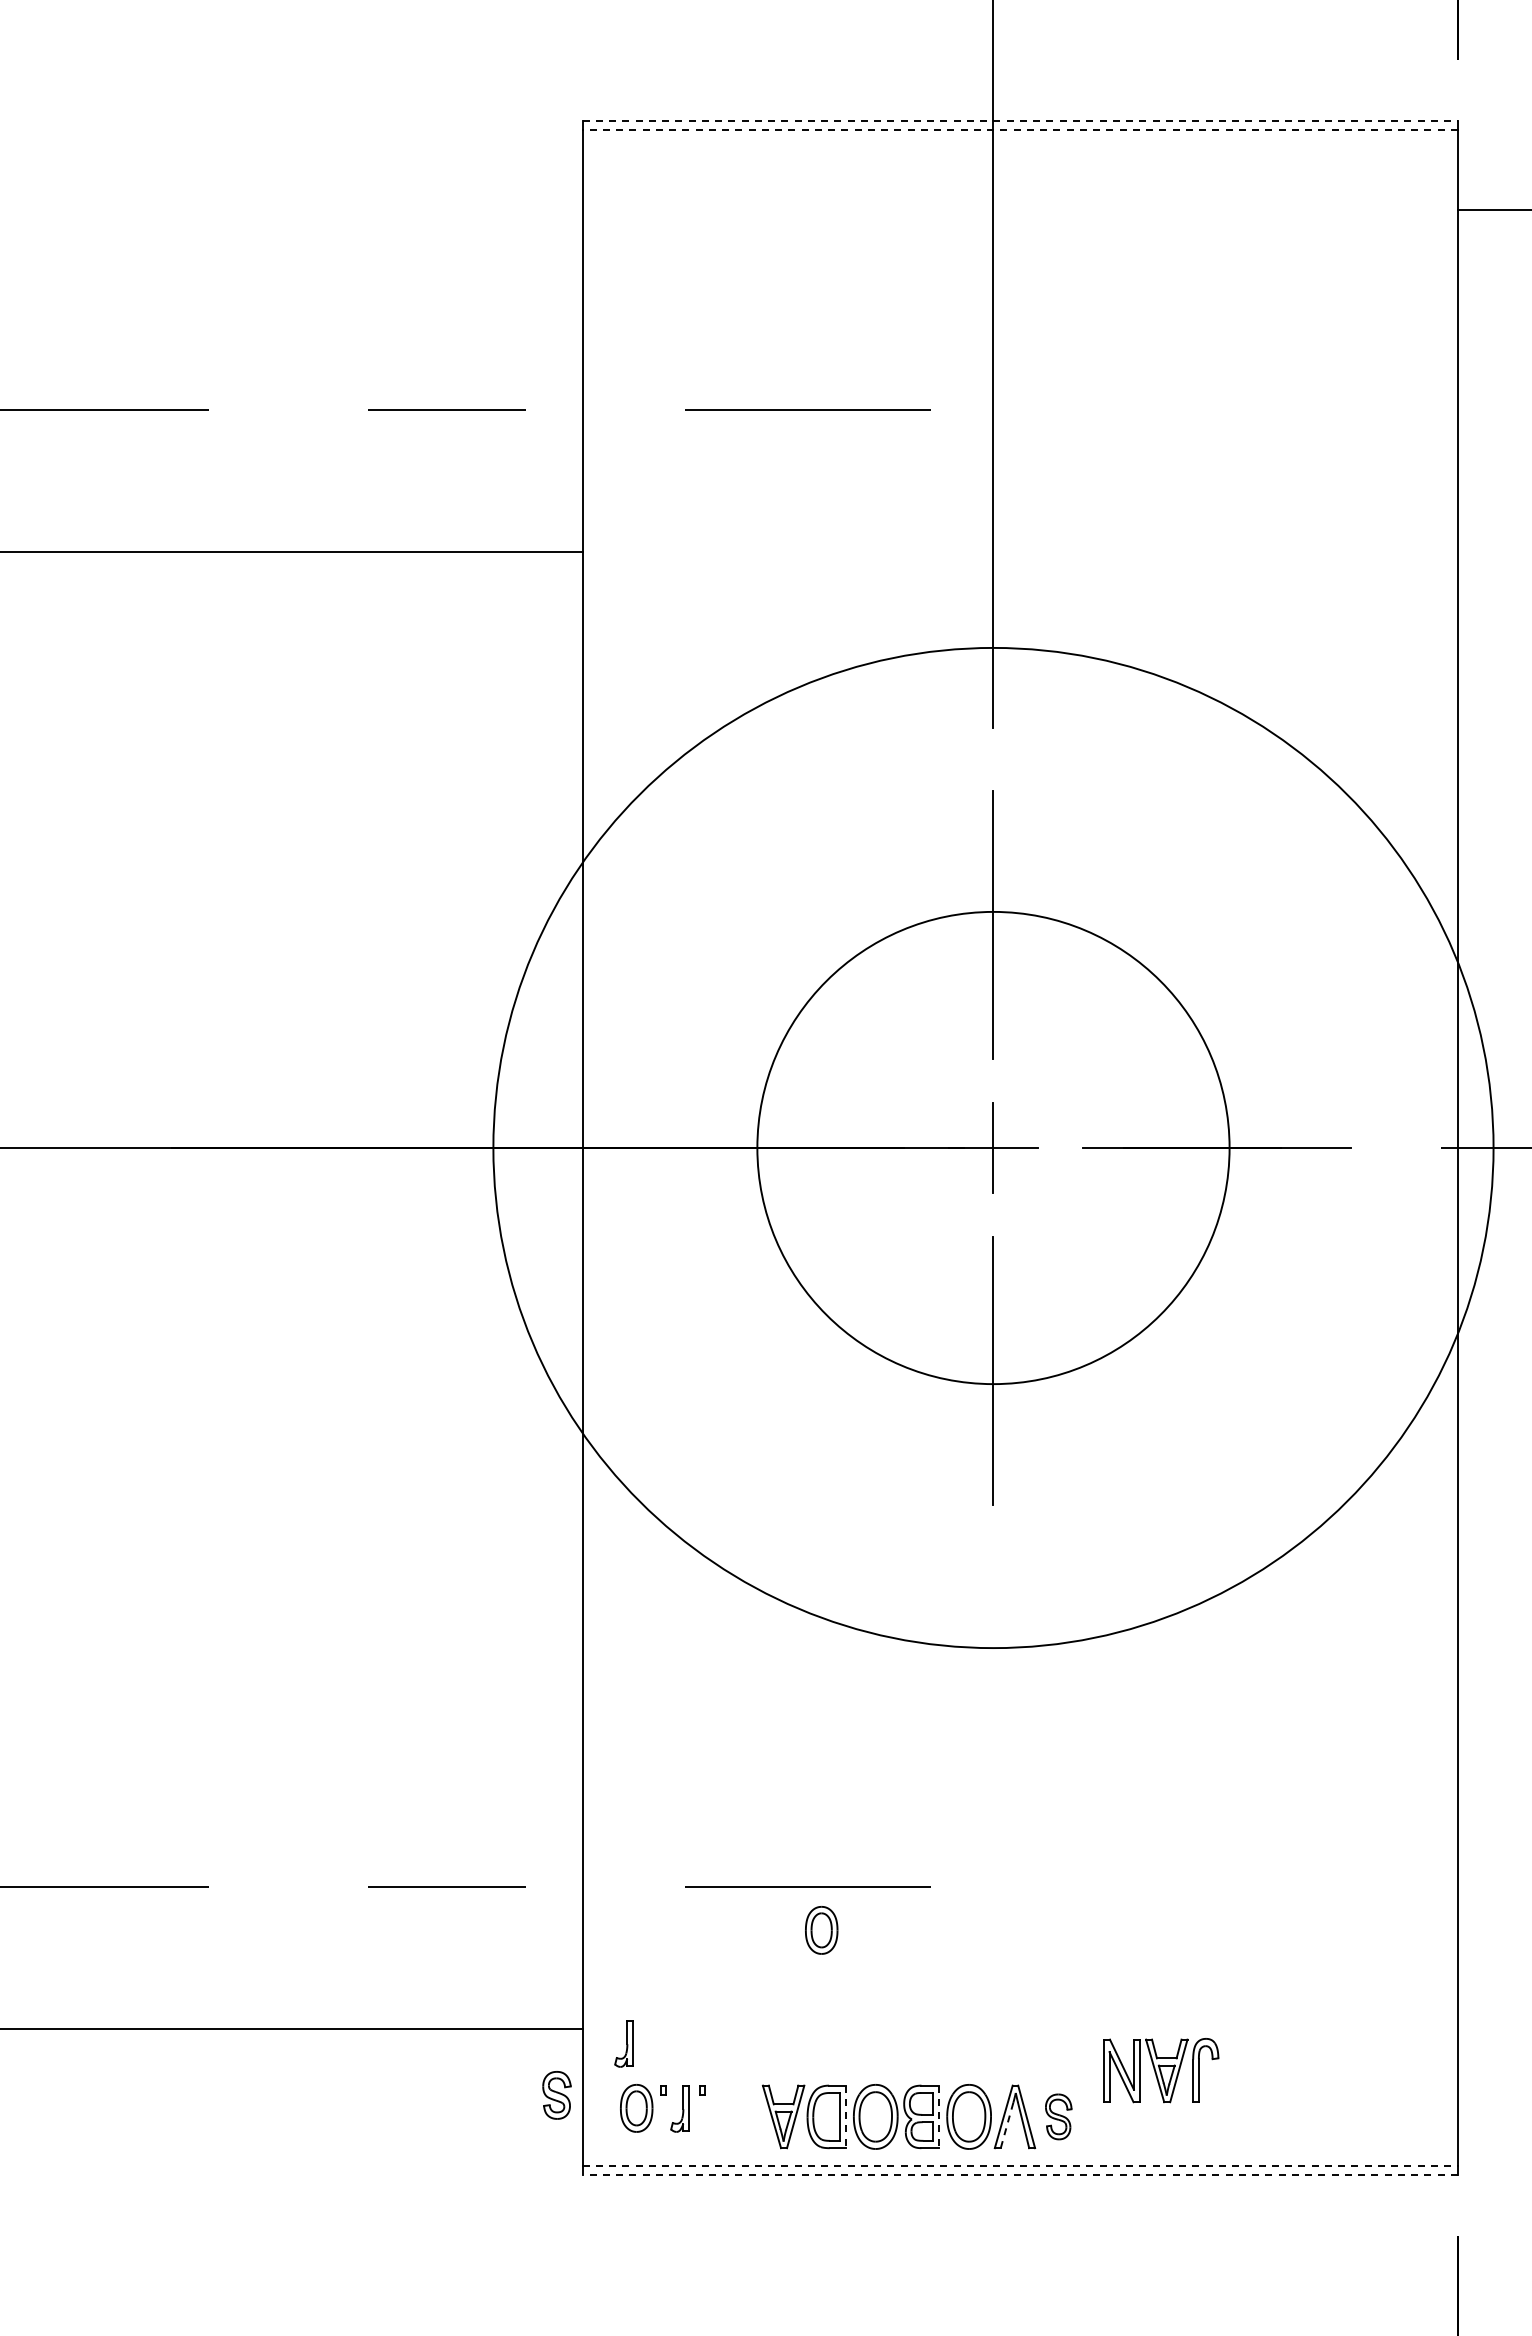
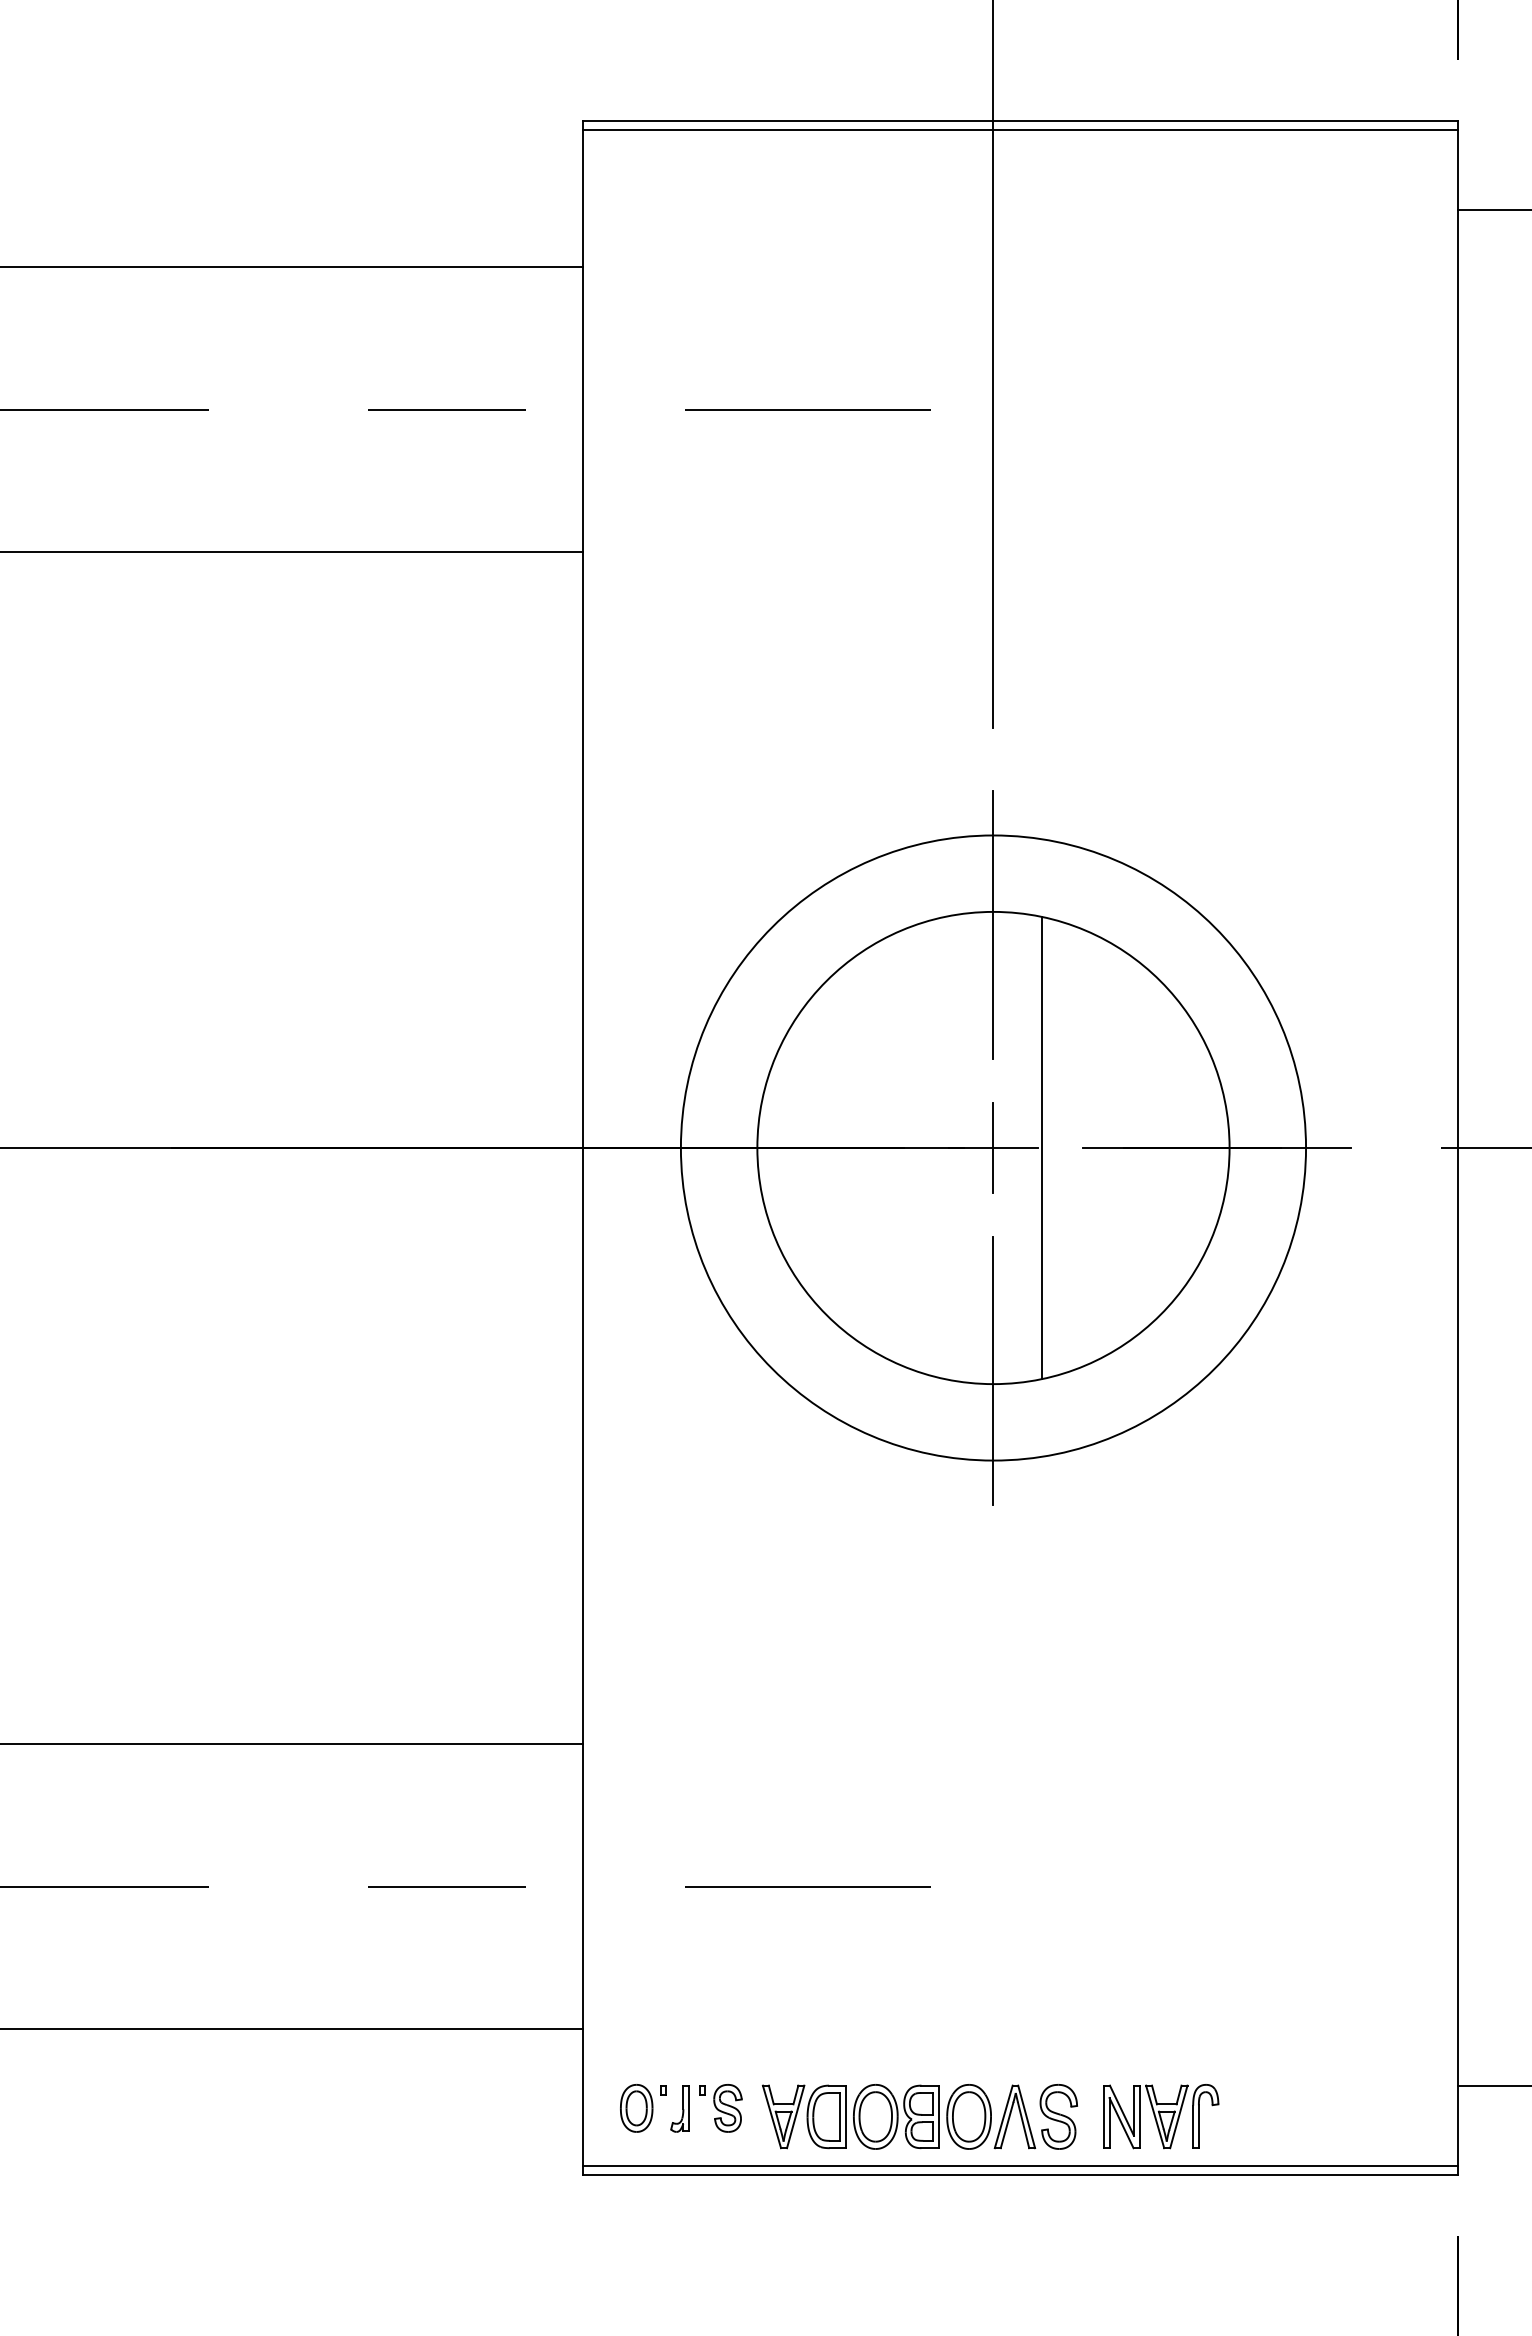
line: dashed -> solid (1020, 121)
line: dashed -> solid (1020, 130)
line: none -> present (292, 266)
circle diameter: 1000 px -> 625 px (993, 1147)
line: none -> present (1042, 1148)
line: none -> present (292, 1743)
part: present -> none (821, 1930)
part: present -> none (623, 2043)
part position: (1161, 2070) -> (1161, 2116) (1161, 2116)
line: none -> present (1492, 2085)
part position: (556, 2095) -> (727, 2108) (727, 2108)
part size: 28x48 px -> 39x66 px (1058, 2116)
line: dashed -> solid (845, 2117)
line: dashed -> solid (939, 2117)
line: dashed -> solid (1007, 2125)
line: dashed -> solid (1020, 2166)
line: dashed -> solid (1020, 2174)
